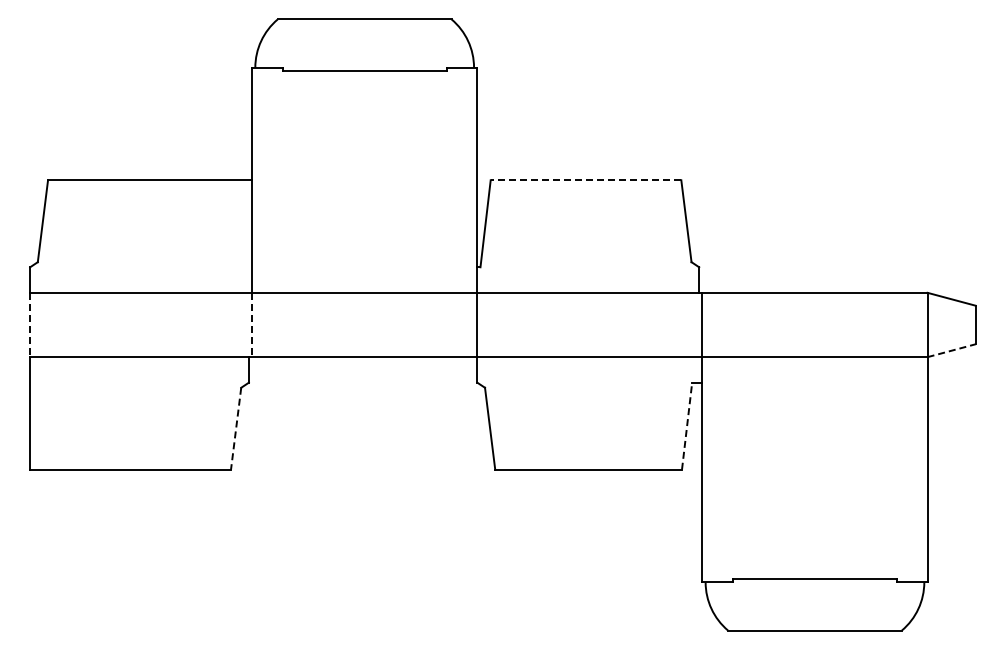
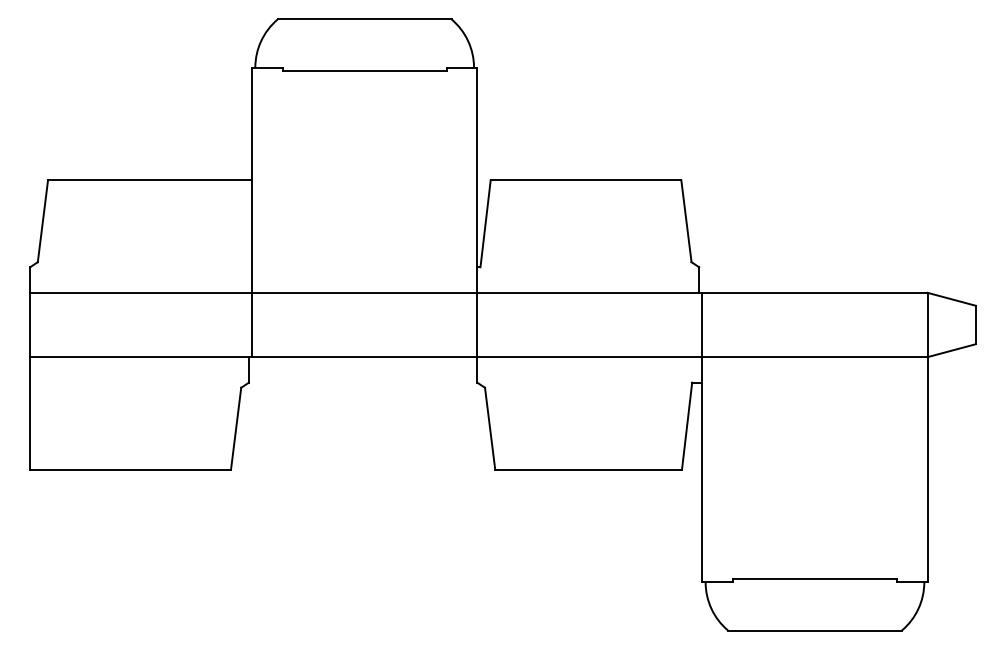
line: dashed -> solid (585, 180)
line: dashed -> solid (30, 325)
line: dashed -> solid (252, 325)
line: dashed -> solid (951, 350)
line: dashed -> solid (687, 426)
line: dashed -> solid (236, 429)
